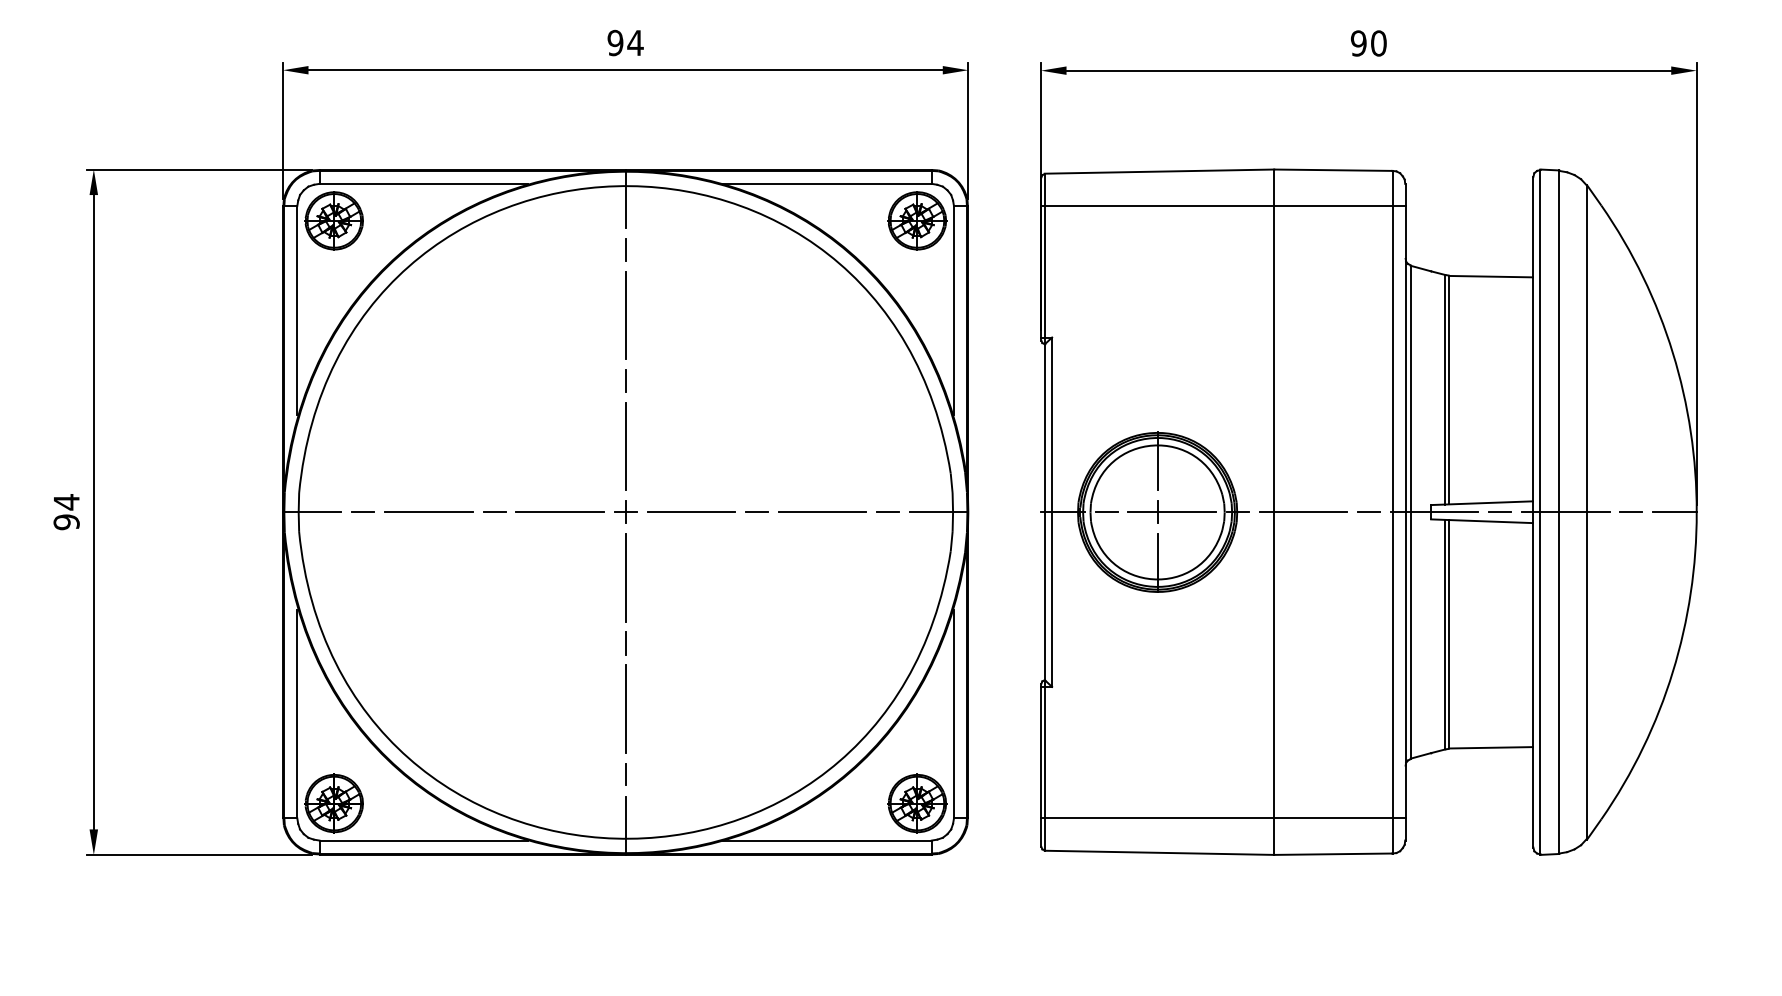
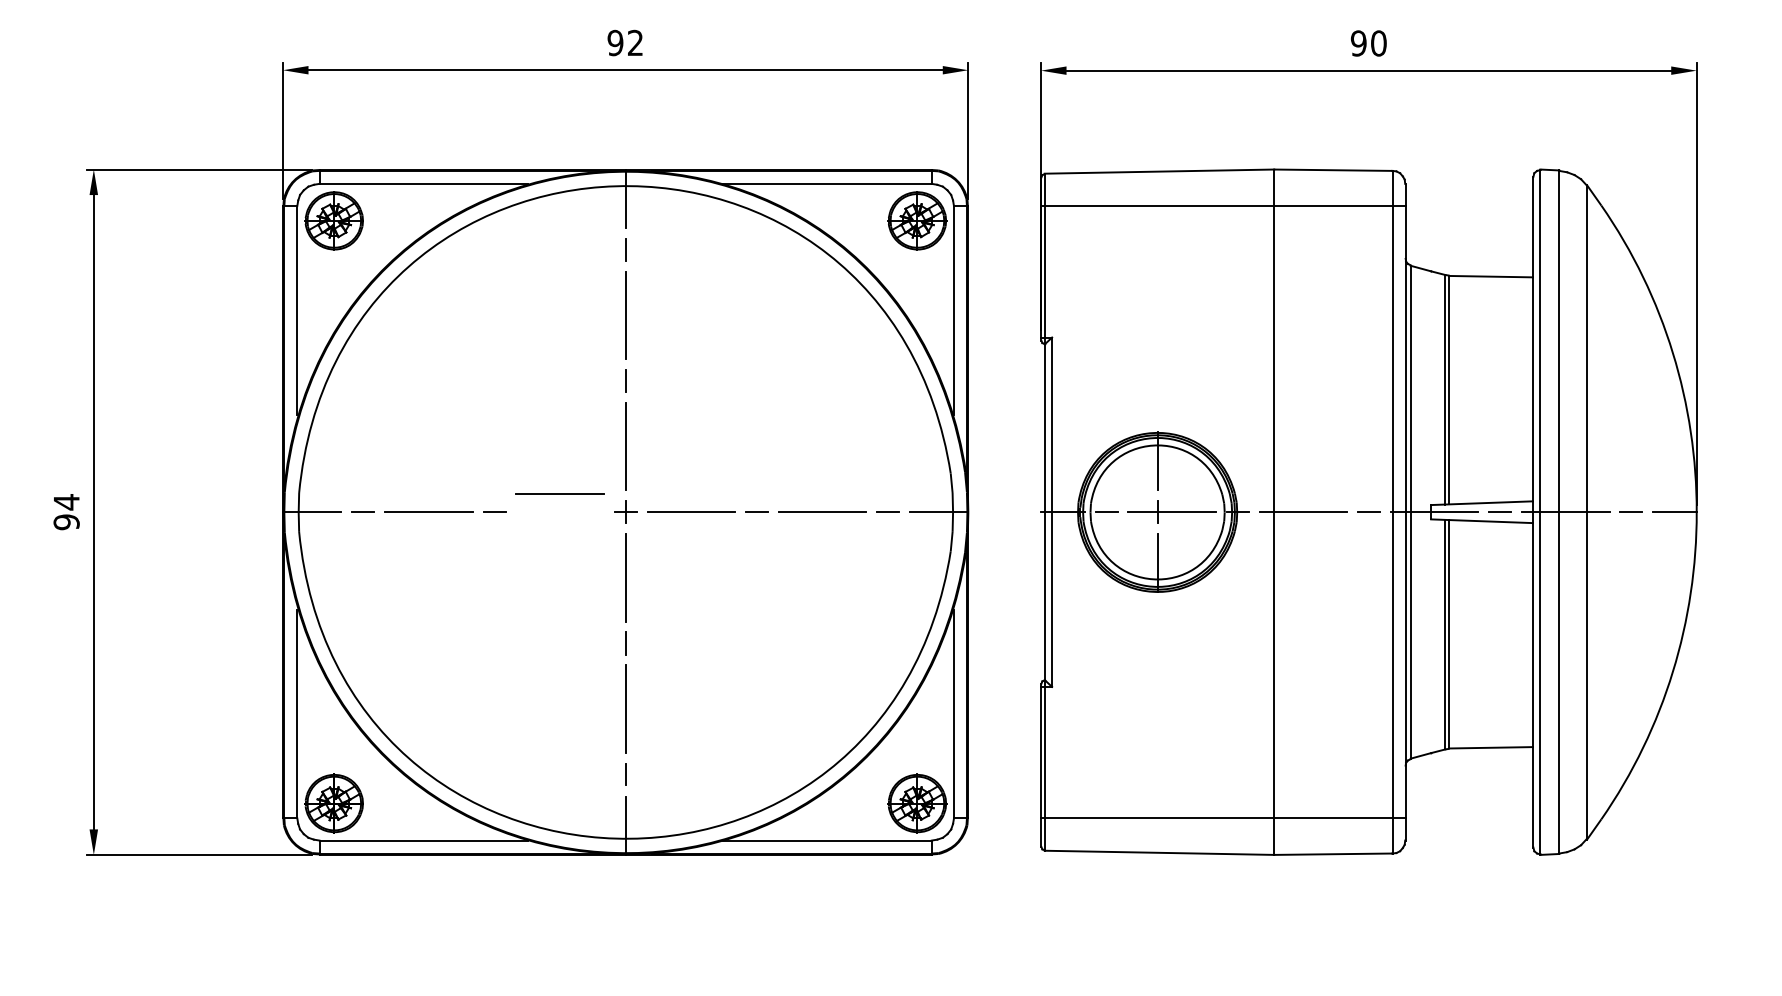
text: 94 -> 92 (635, 42)
line position: (559, 511) -> (559, 493) (559, 493)
